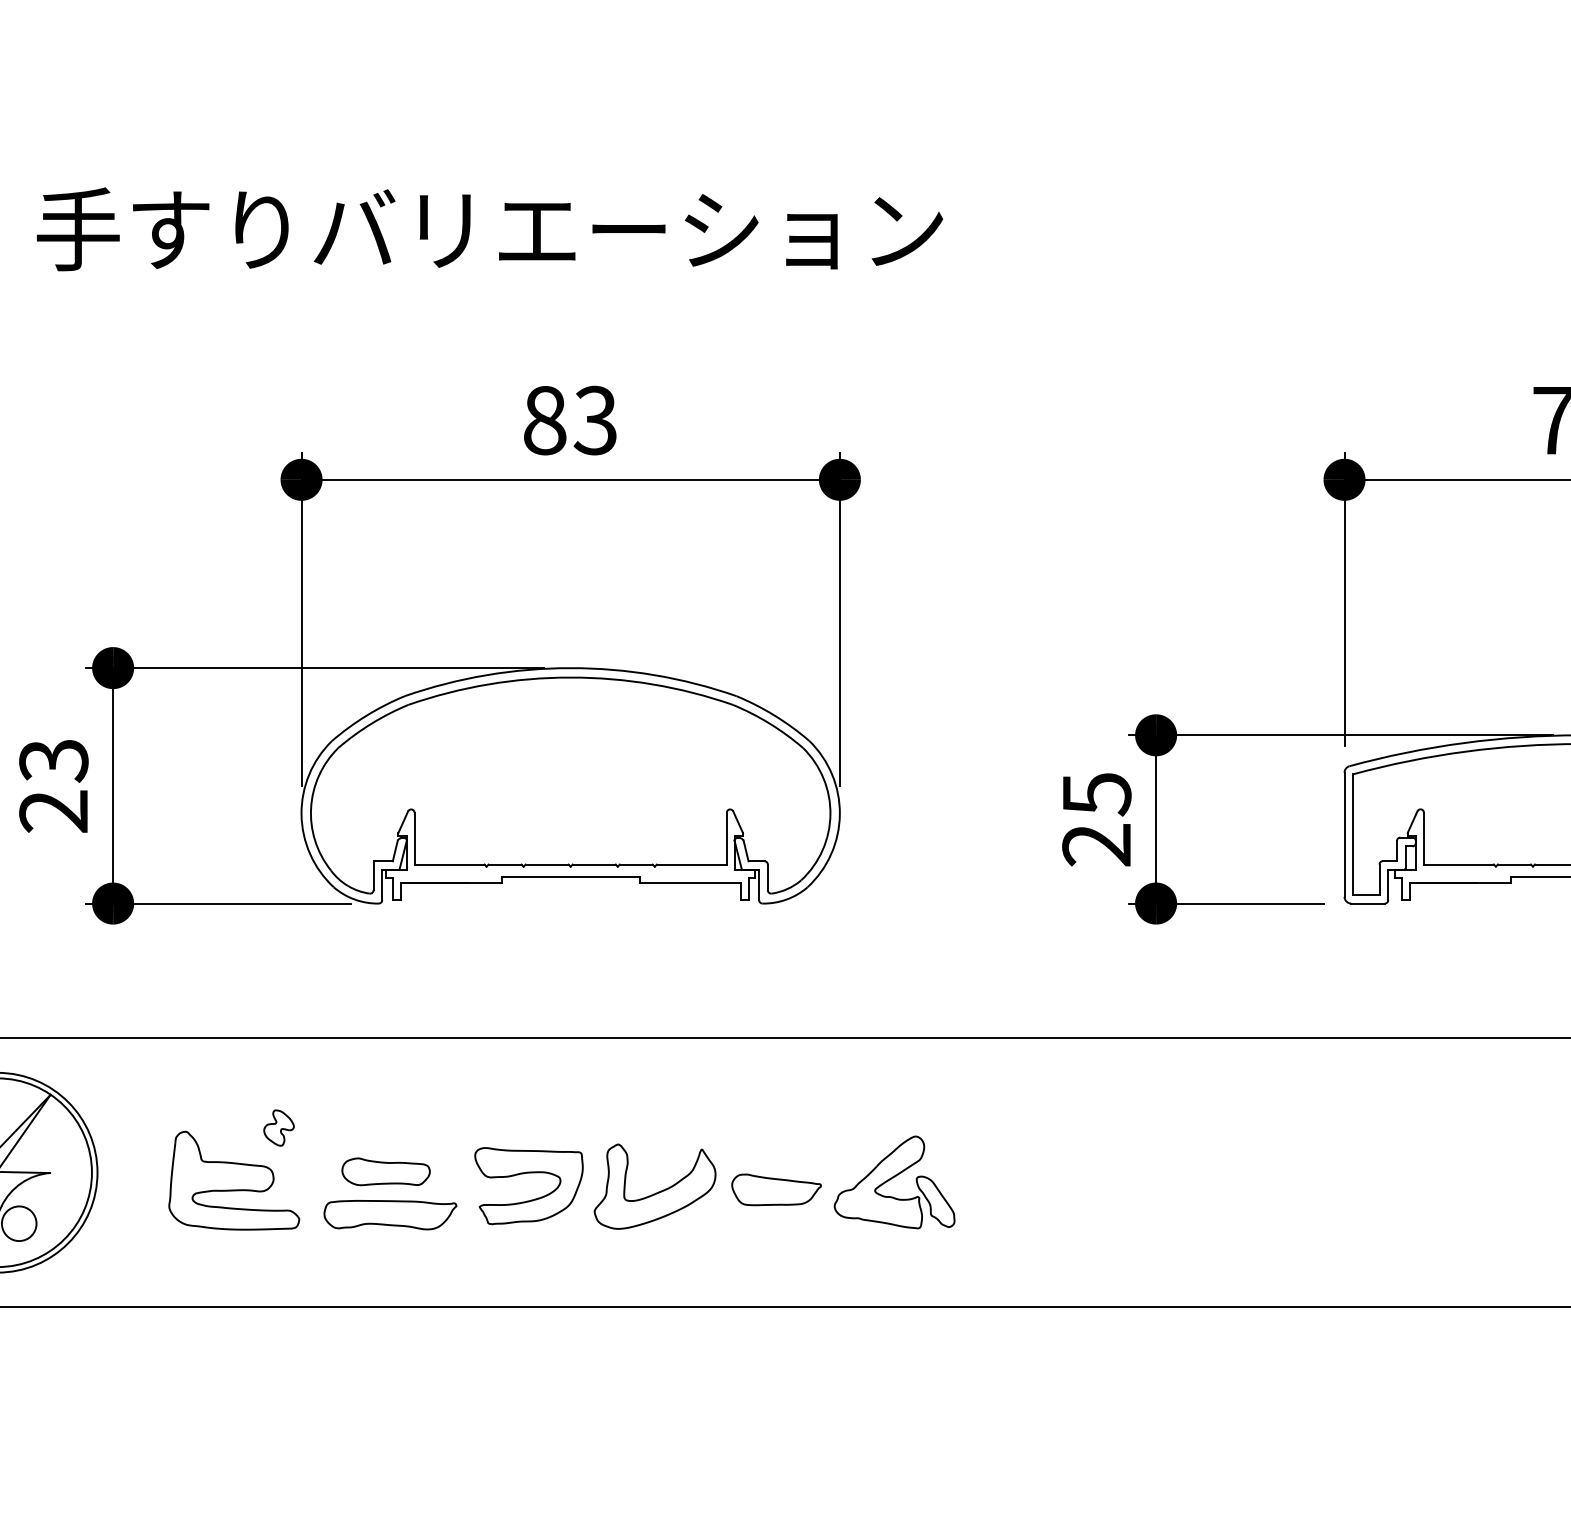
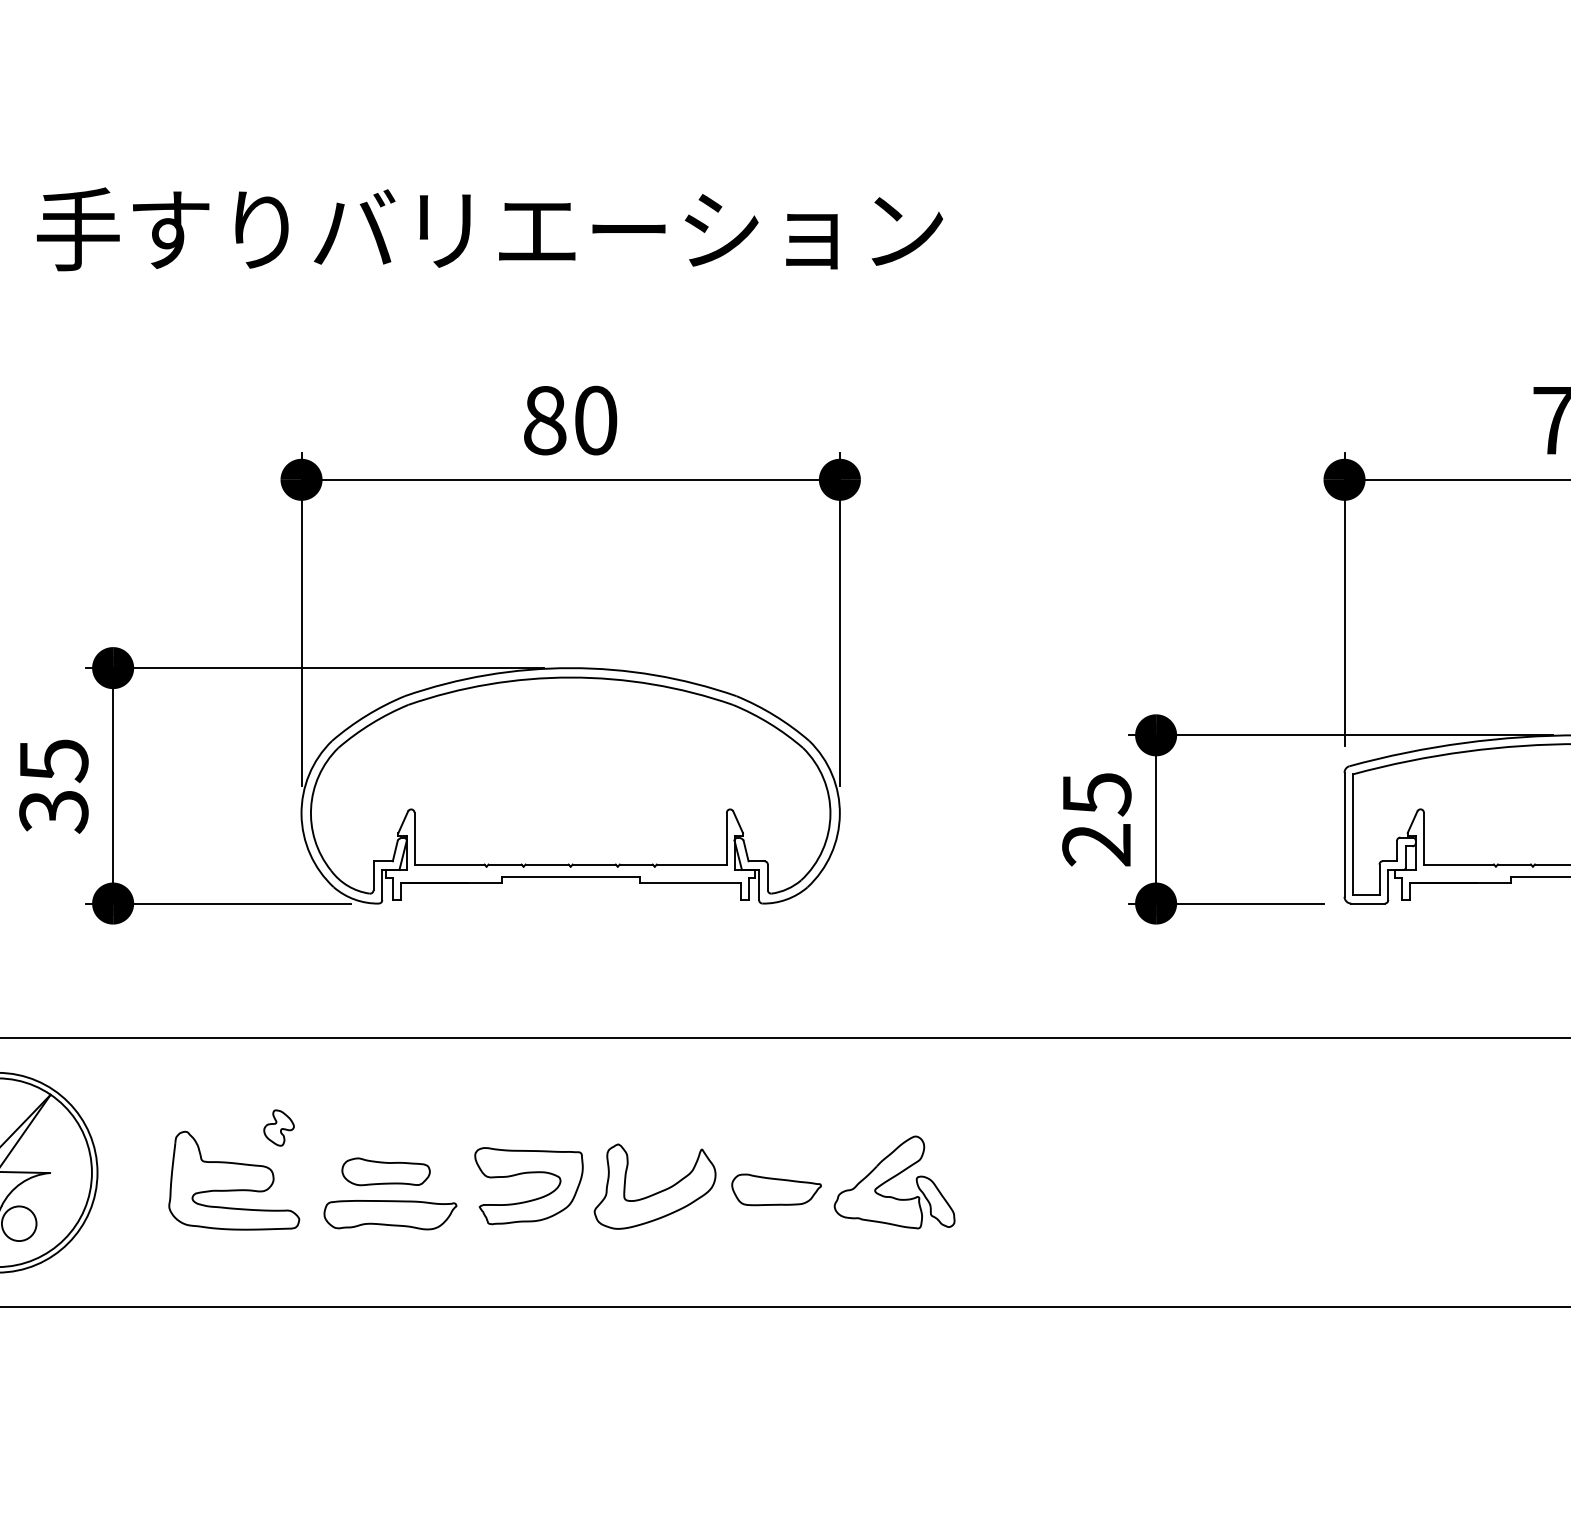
text: 83 -> 80 (595, 420)
text: 23 -> 35 (53, 786)
